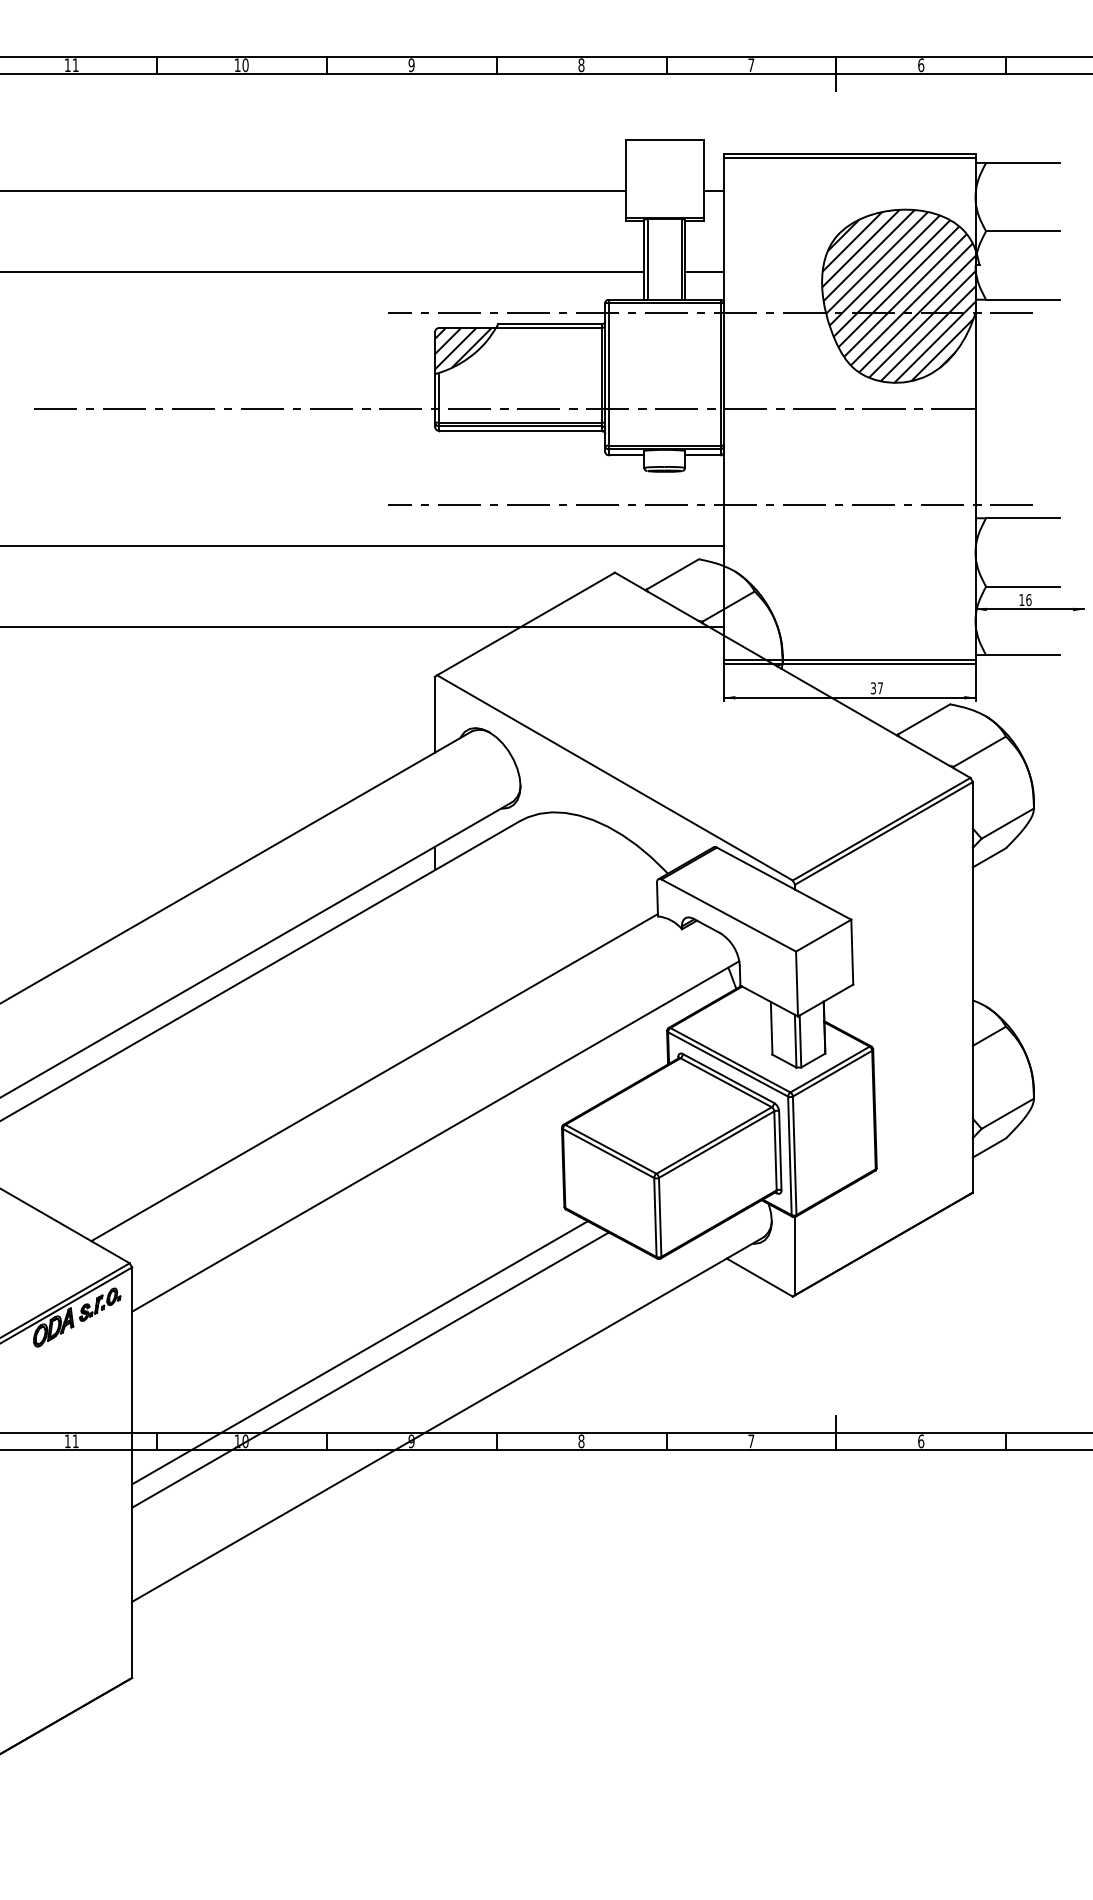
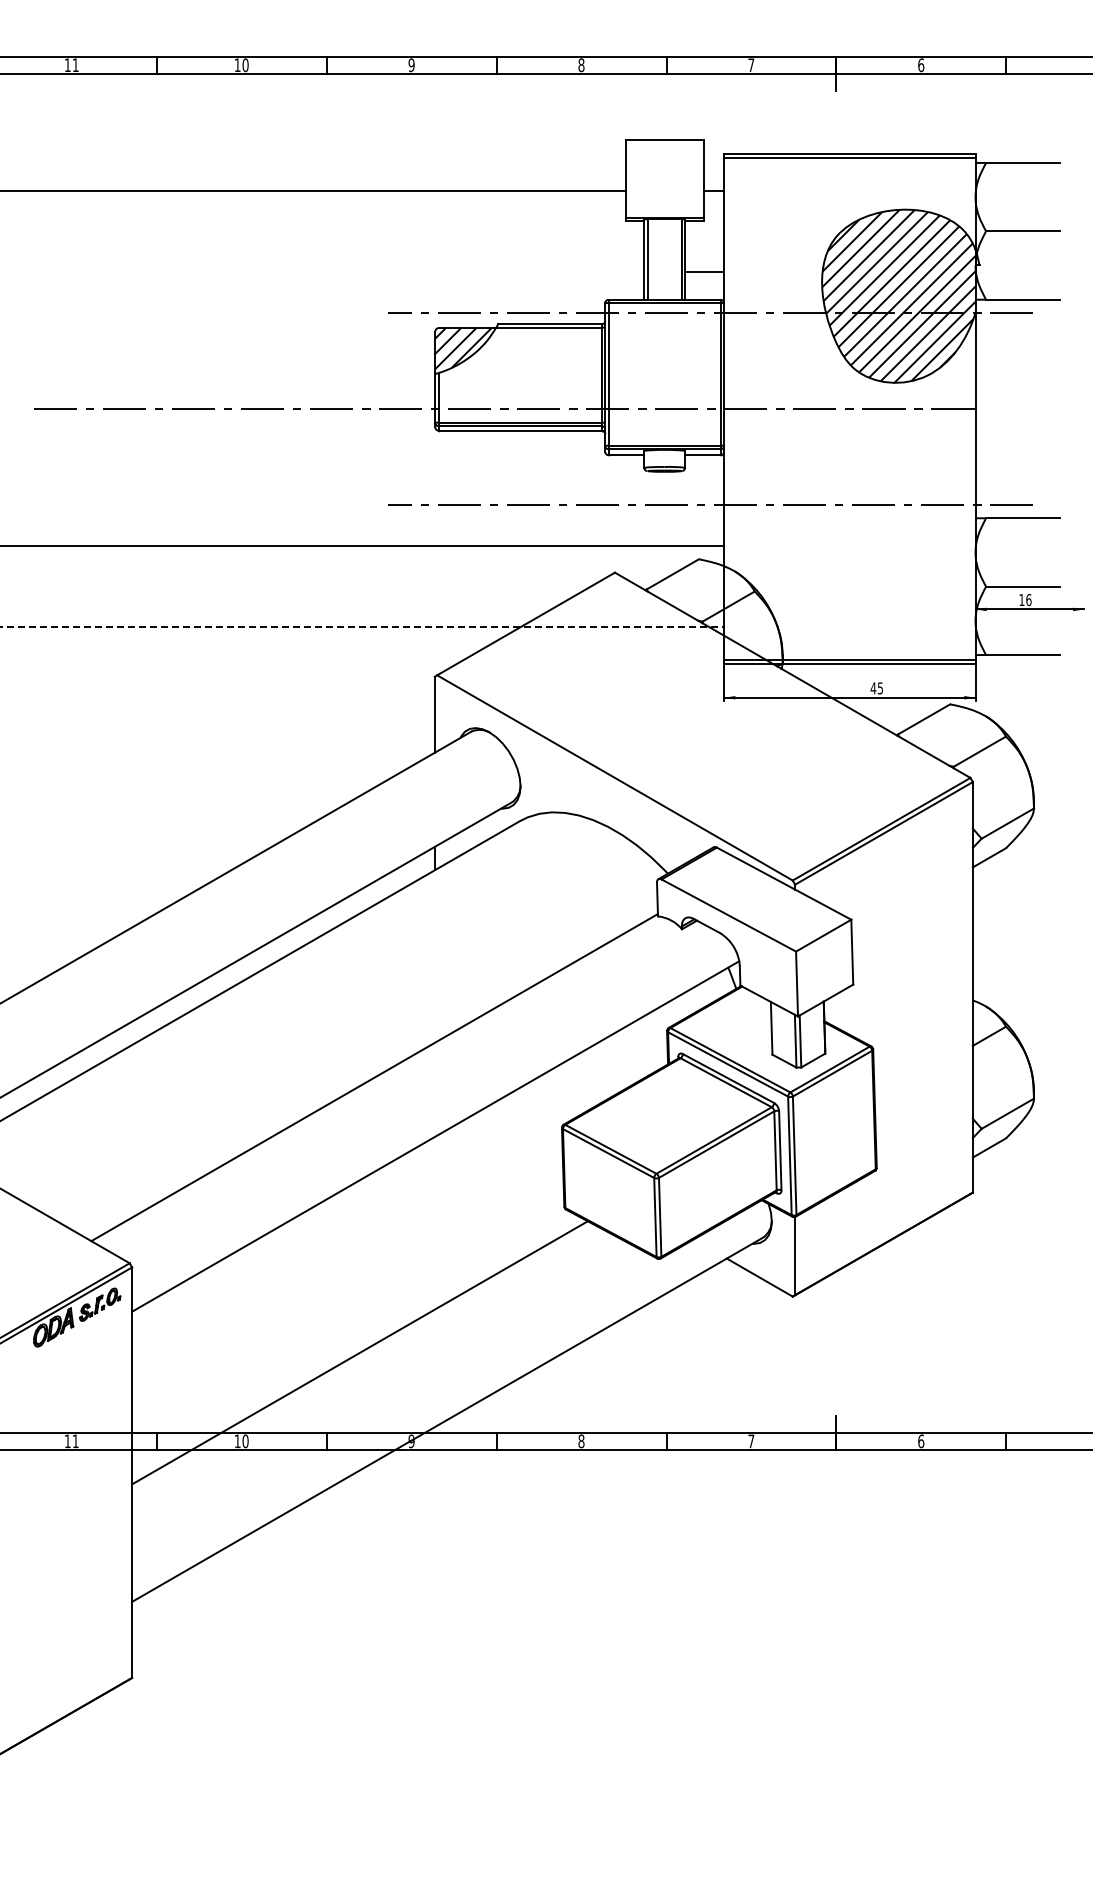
line: present -> none (323, 272)
line: solid -> dashed (362, 627)
text: 37 -> 45 (876, 688)
line: present -> none (370, 1369)
